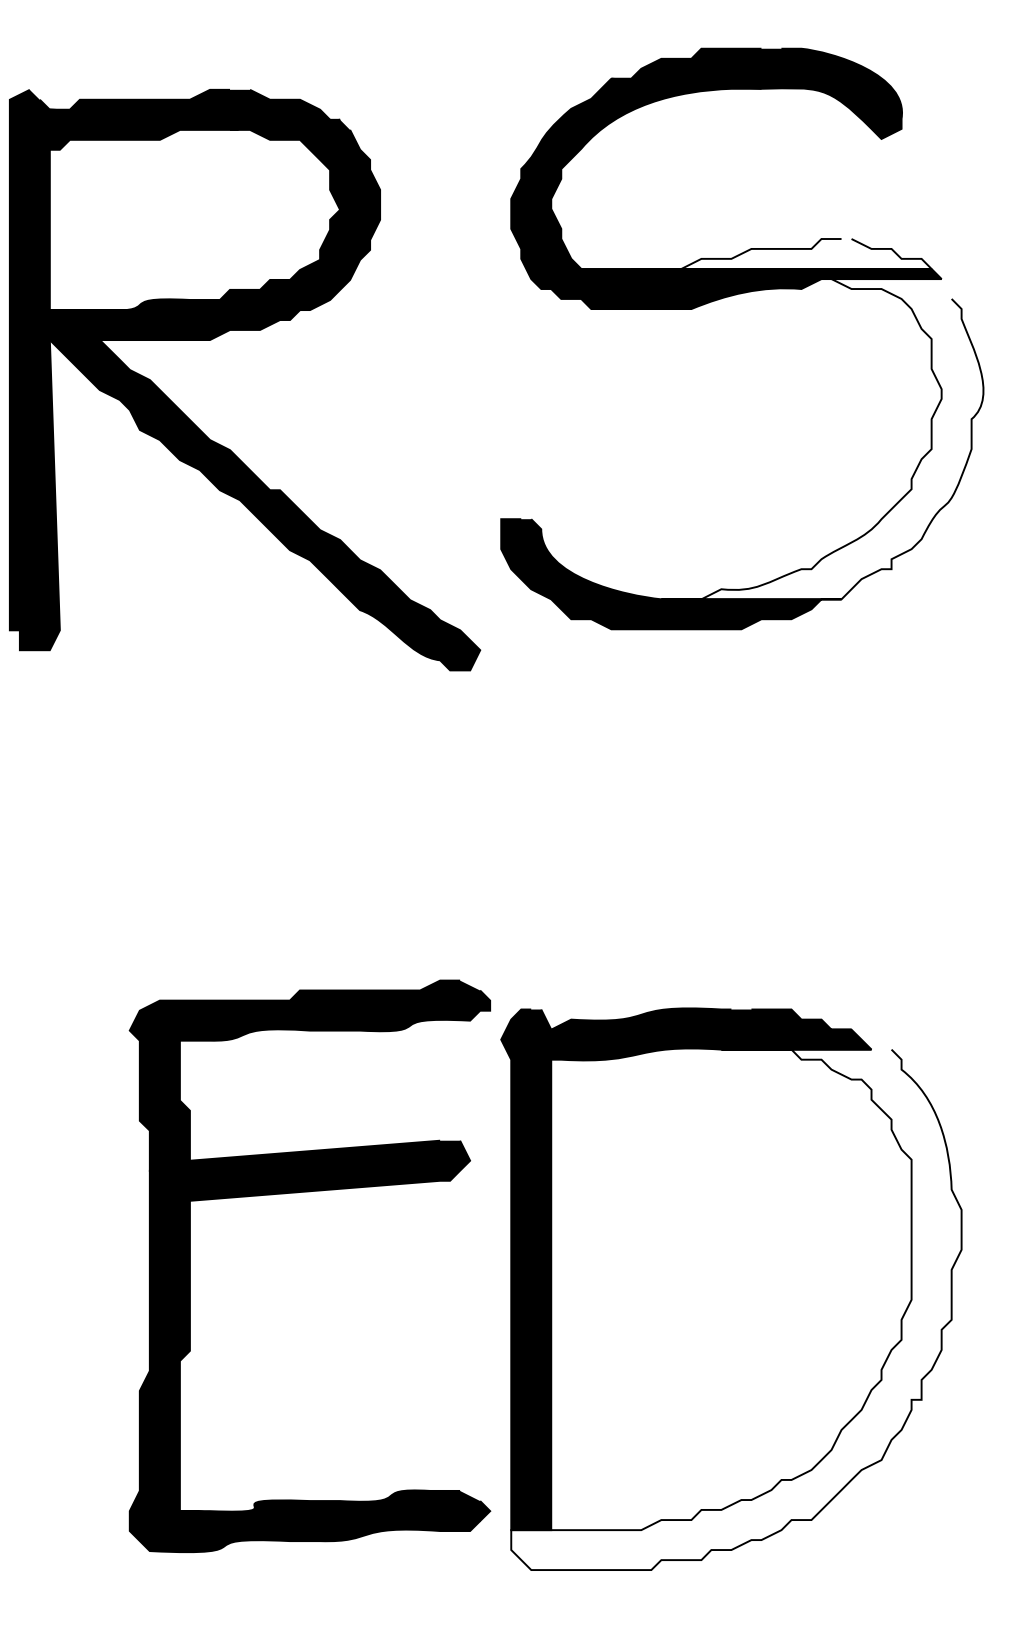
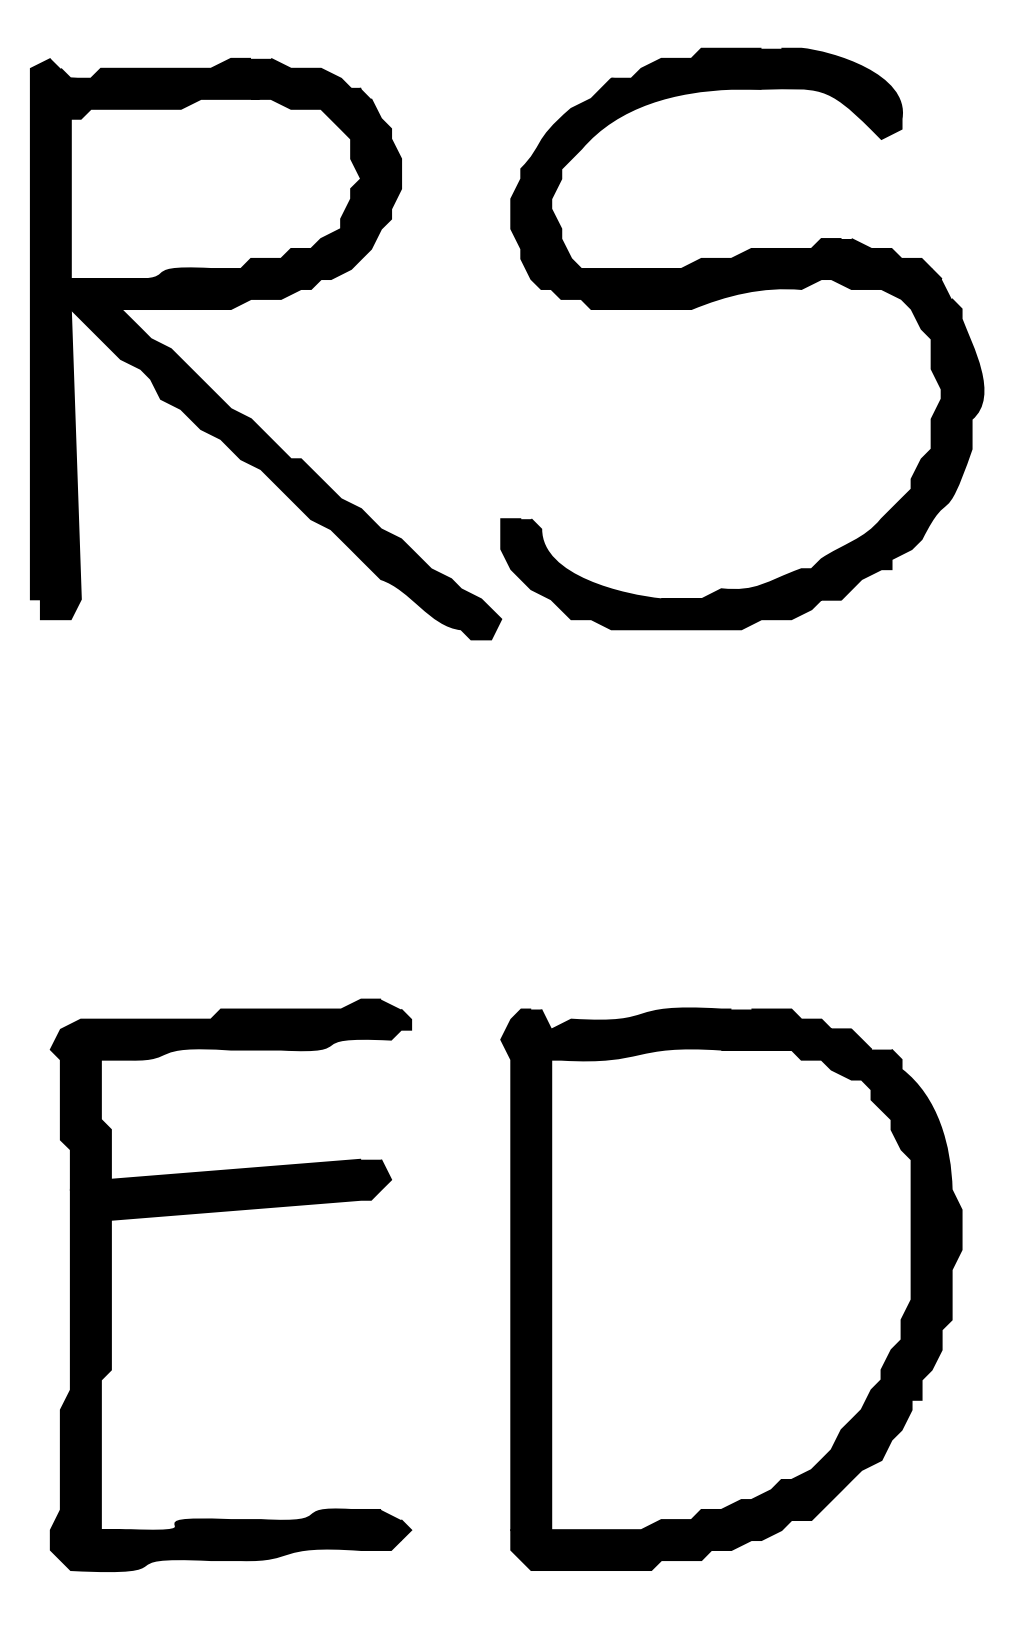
fill: none -> present (781, 253)
part position: (245, 330) -> (266, 299) (266, 299)
fill: none -> present (822, 439)
part position: (297, 1193) -> (218, 1212) (218, 1212)
fill: none -> present (736, 1309)
